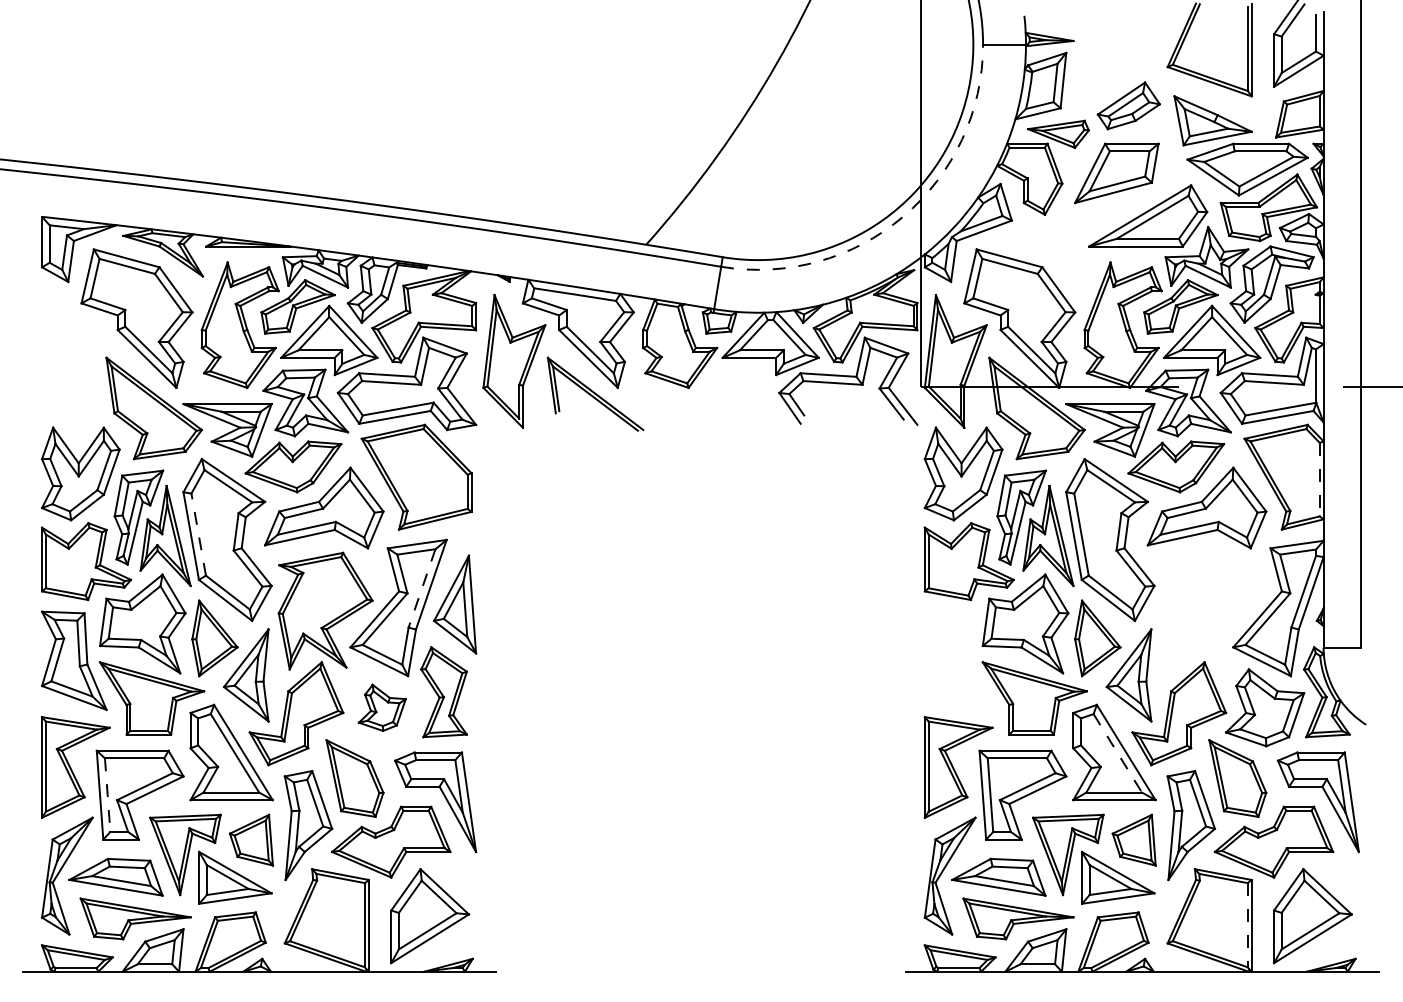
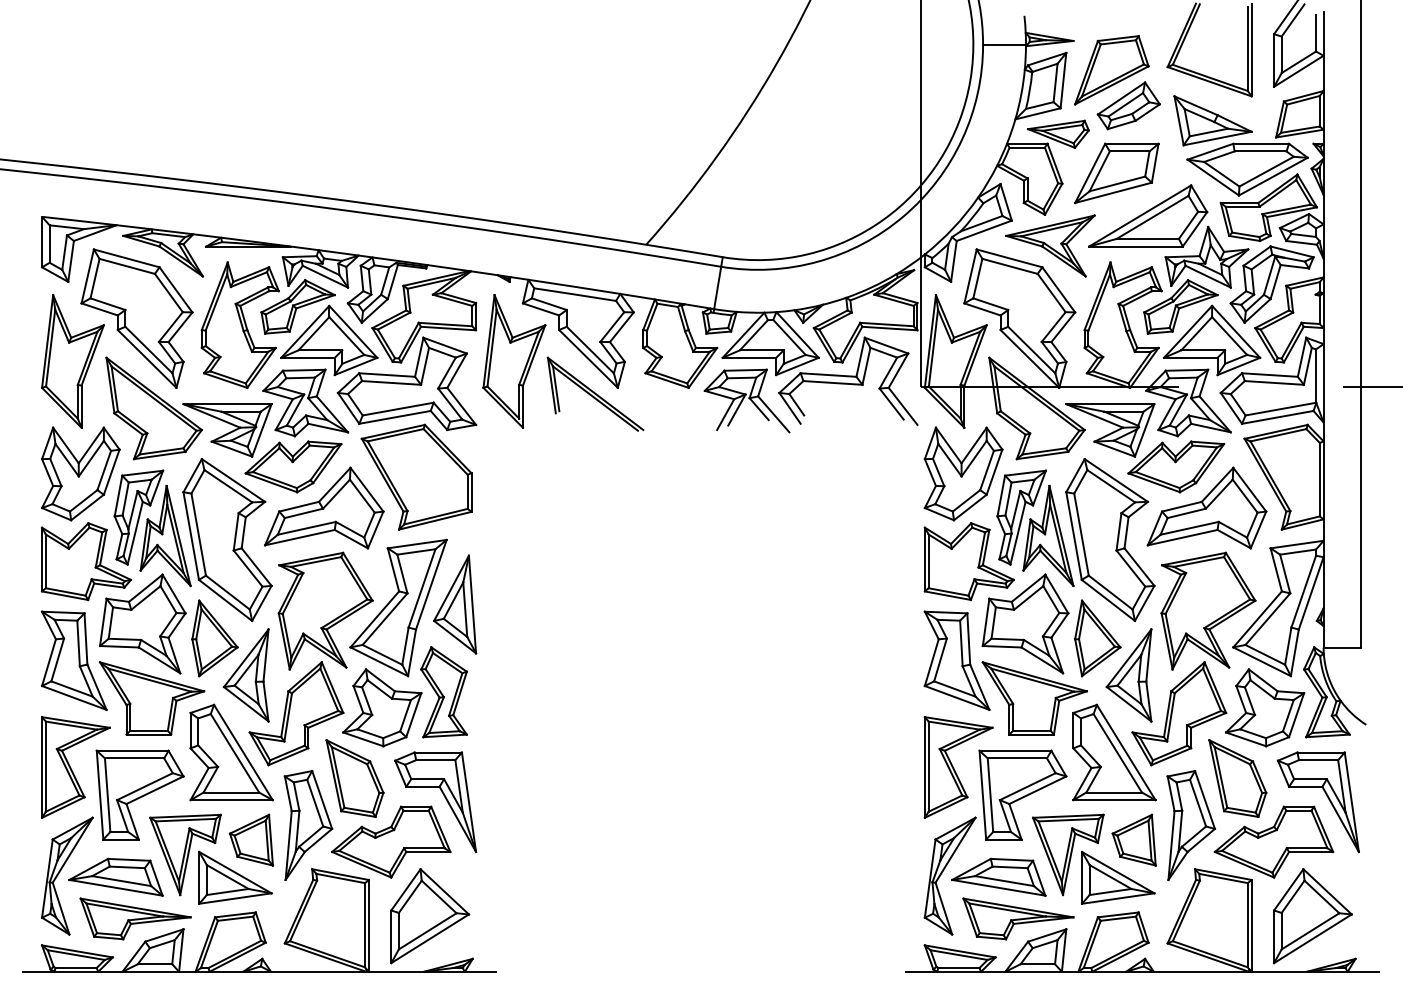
part: none -> present (1111, 70)
arc: dashed -> solid (903, 216)
part: none -> present (1050, 245)
part: none -> present (72, 361)
part: none -> present (746, 400)
line: dashed -> solid (1319, 479)
line: dashed -> solid (198, 534)
line: dashed -> solid (421, 588)
part: none -> present (1208, 610)
part: none -> present (956, 660)
part size: 50x49 px -> 81x80 px (382, 707)
line: dashed -> solid (1118, 753)
line: dashed -> solid (107, 795)
line: dashed -> solid (1247, 925)
